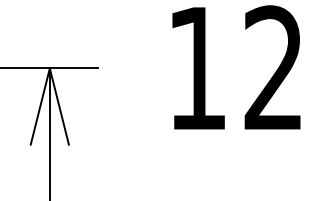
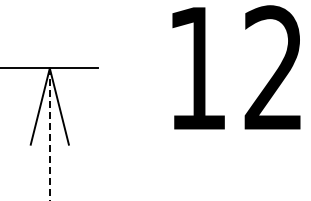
line: solid -> dashed (49, 134)
